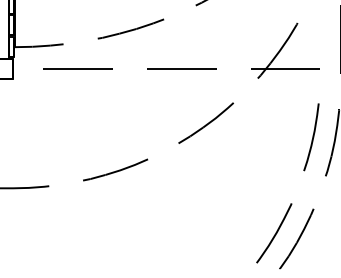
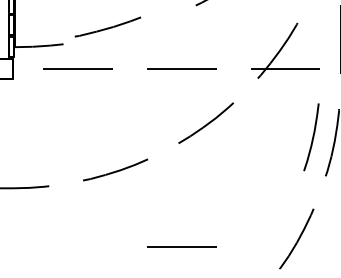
part position: (130, 28) -> (107, 26) (107, 26)
curve: present -> none (275, 233)
line: none -> present (181, 246)
